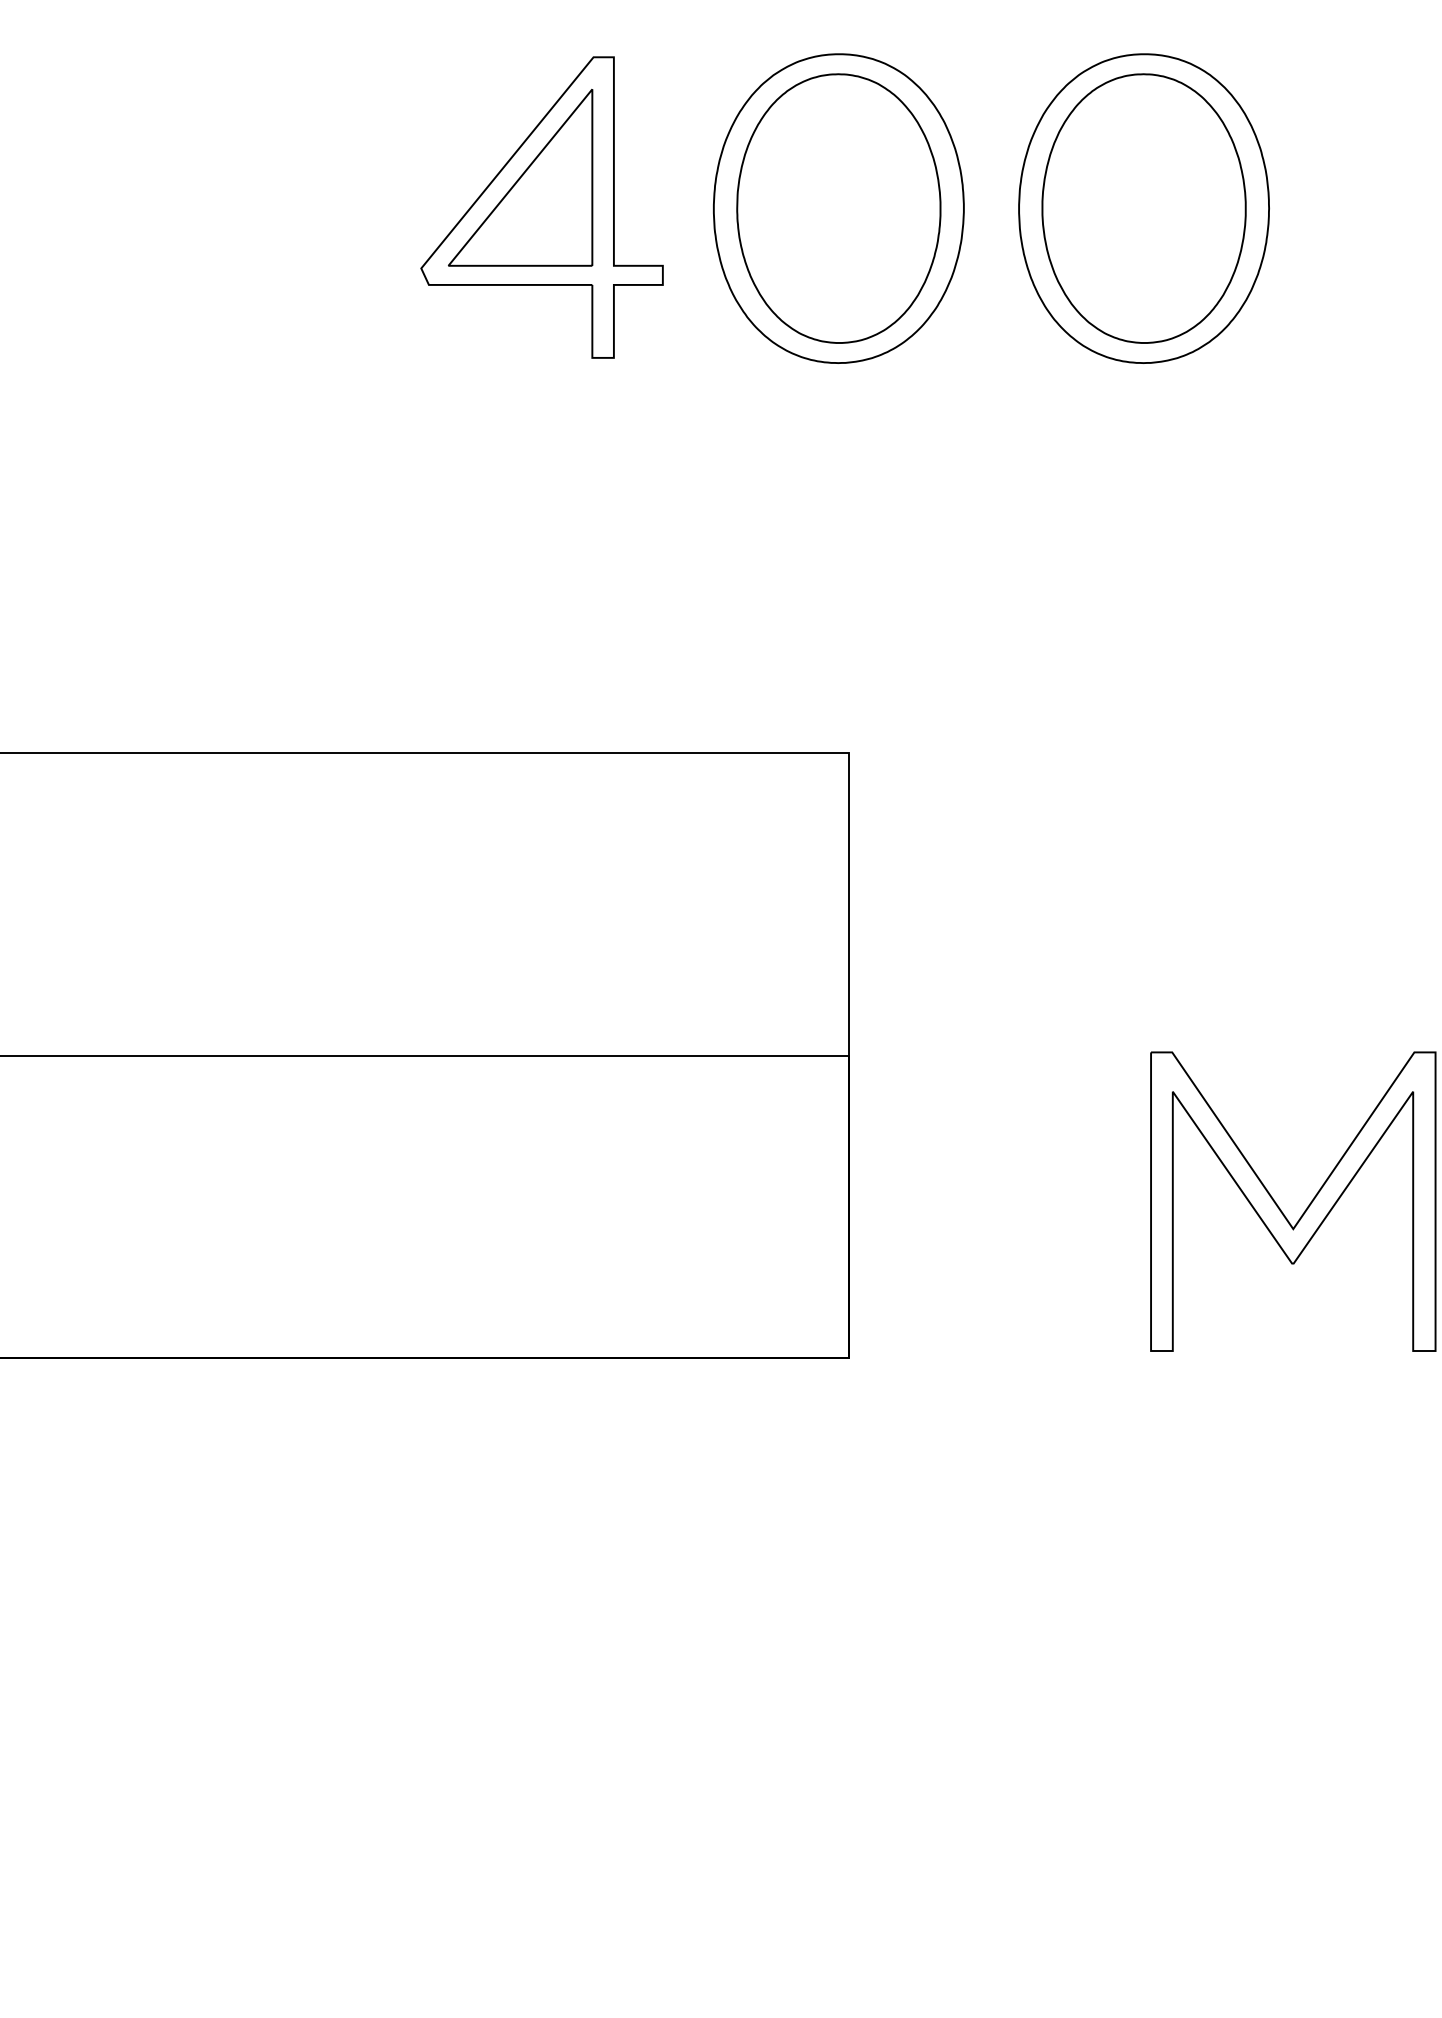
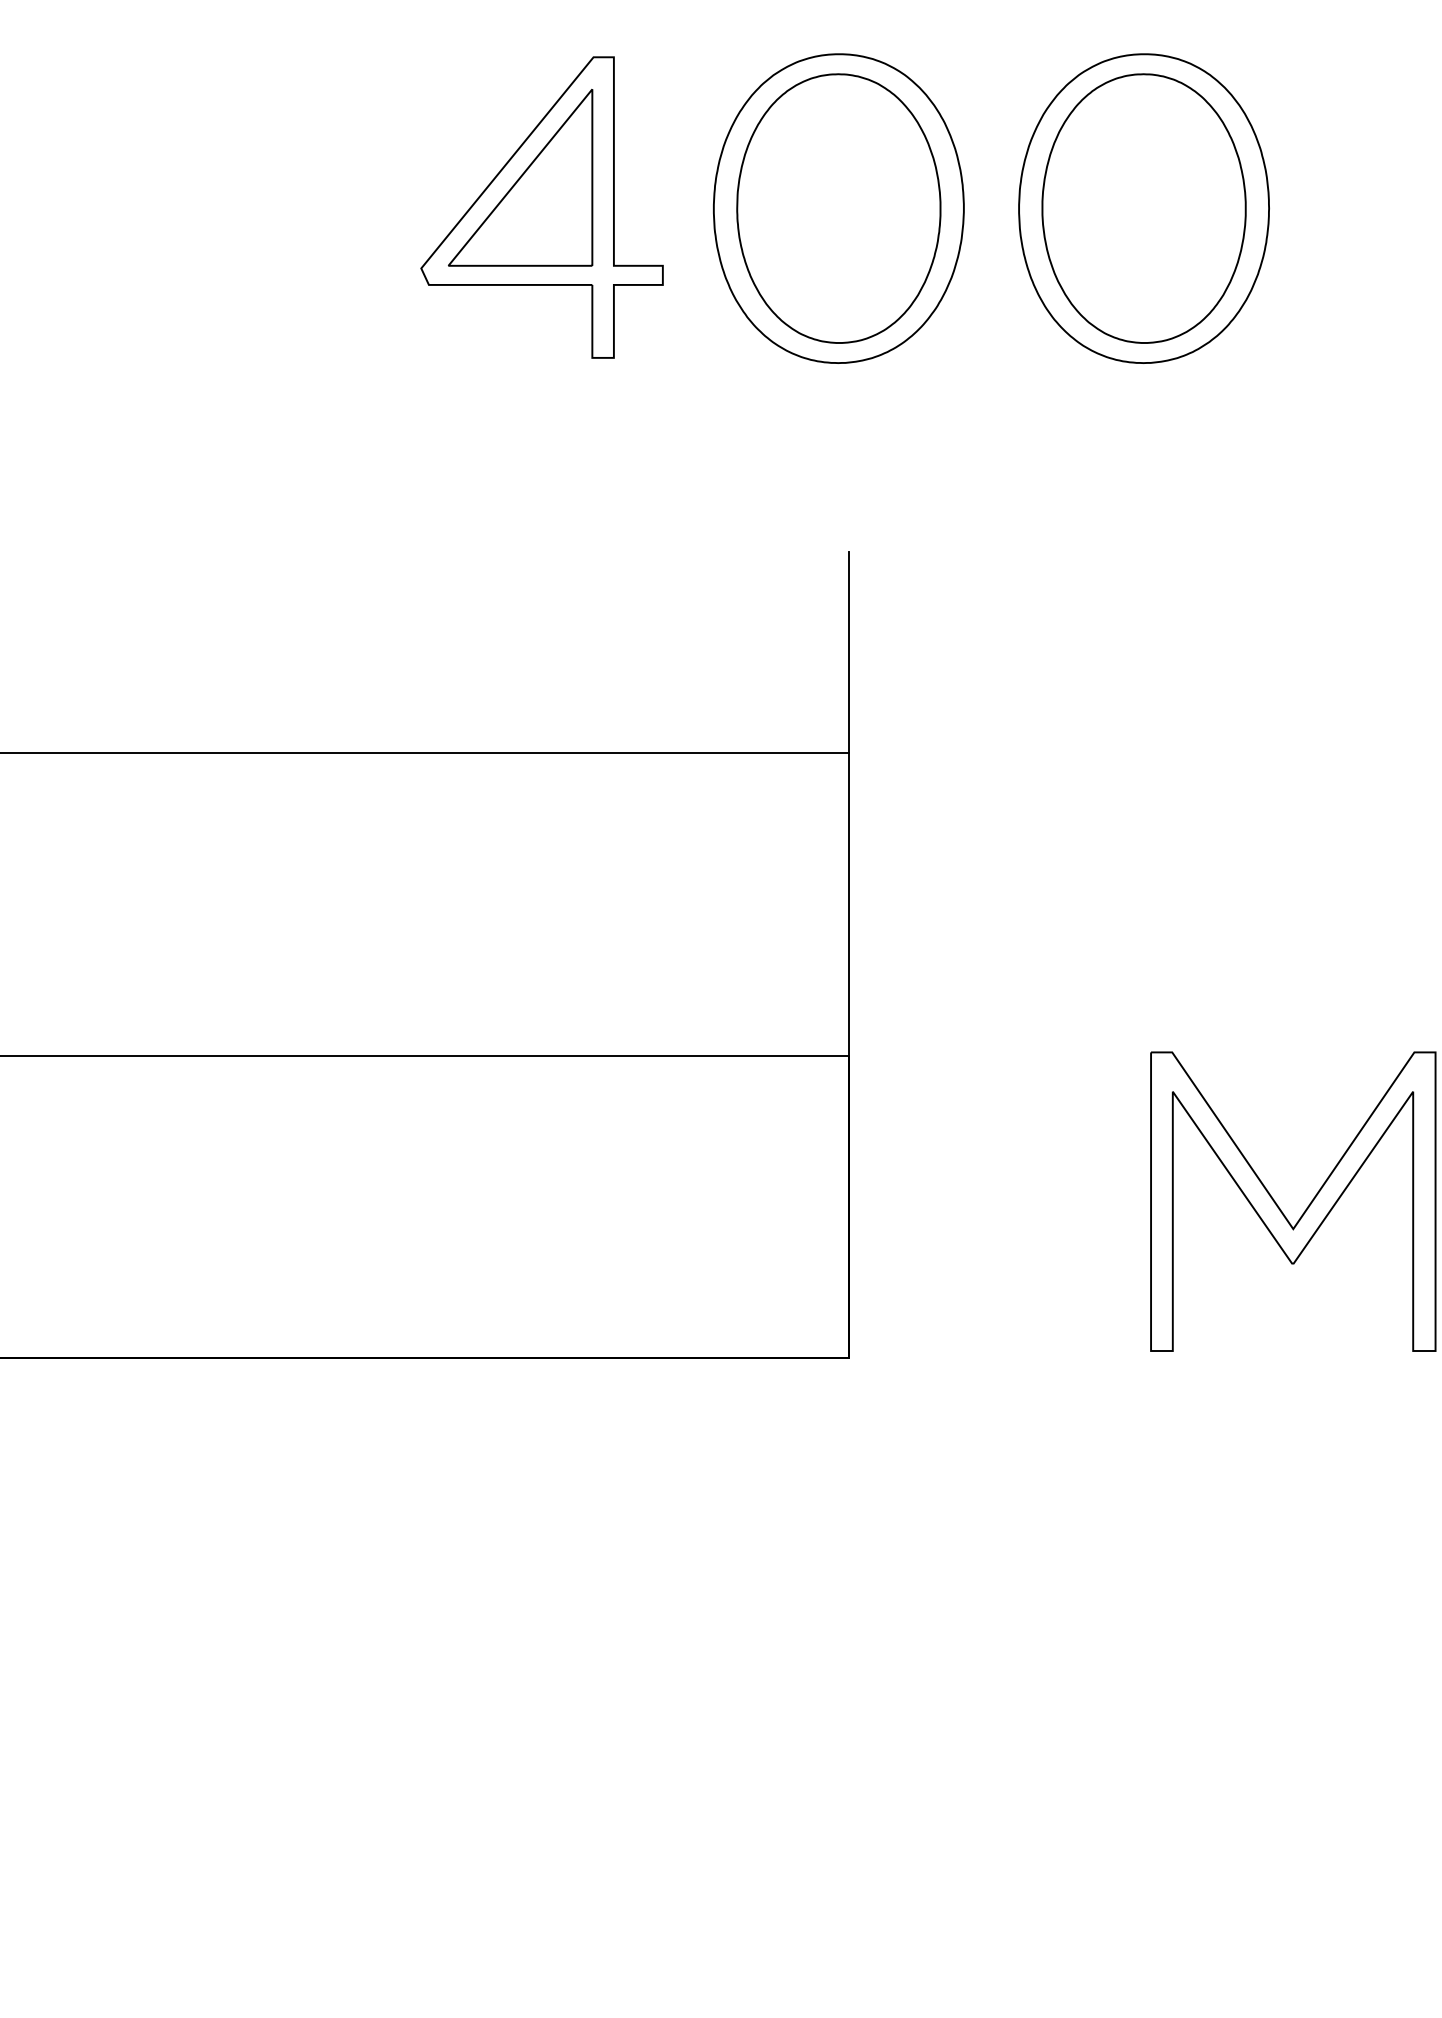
line: none -> present (848, 652)
